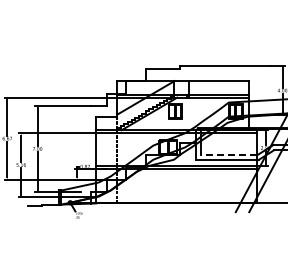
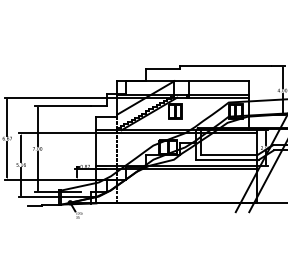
line: dashed -> solid (228, 155)
